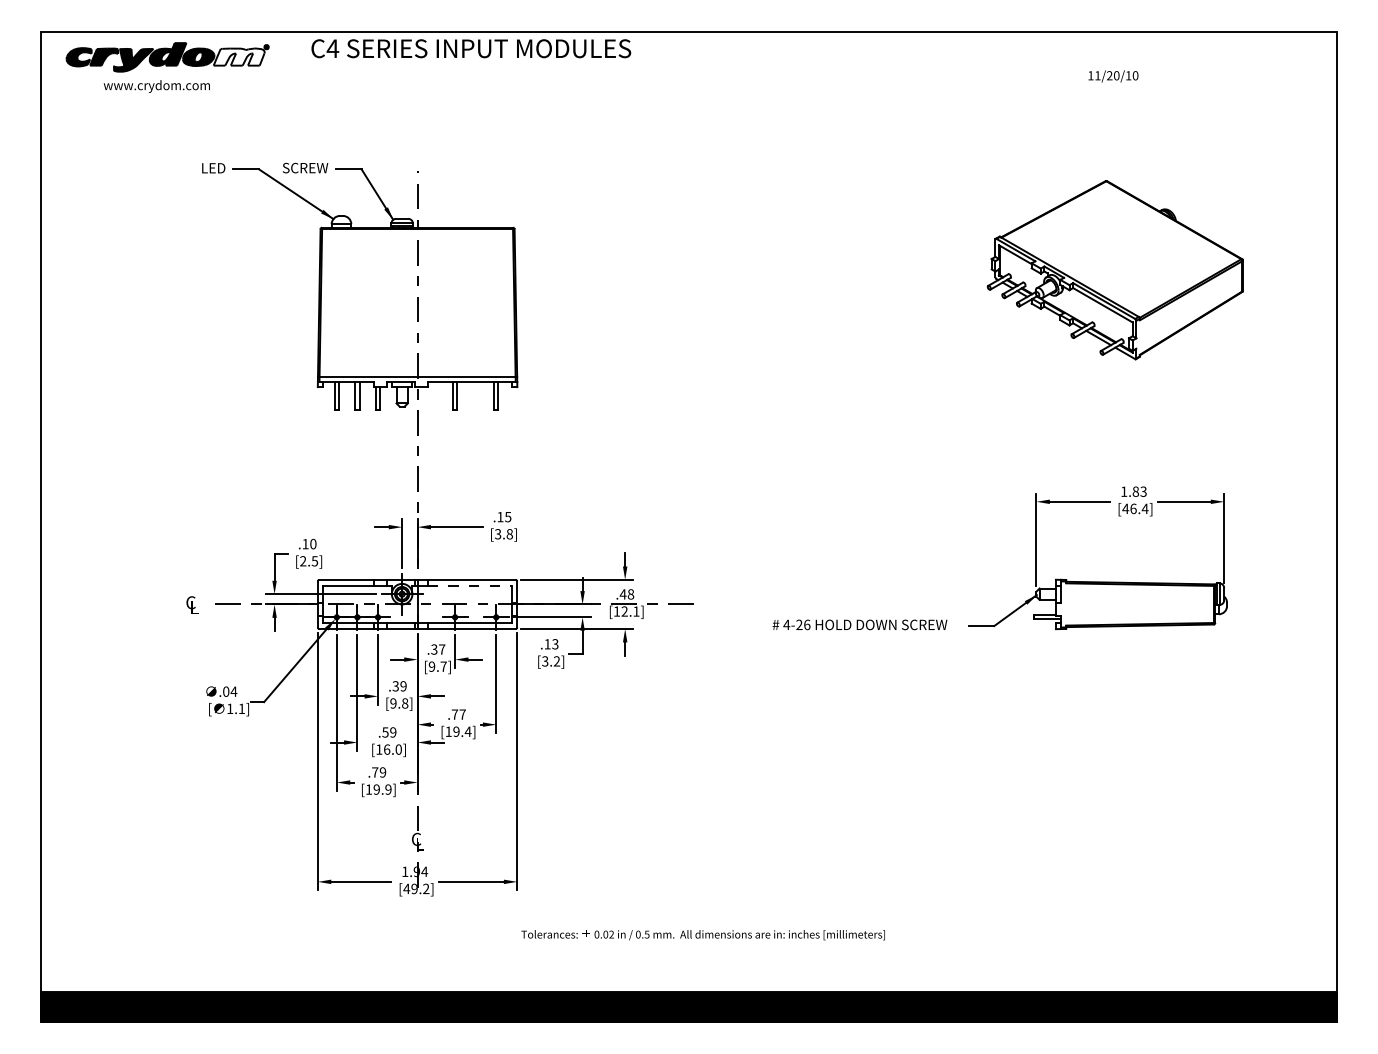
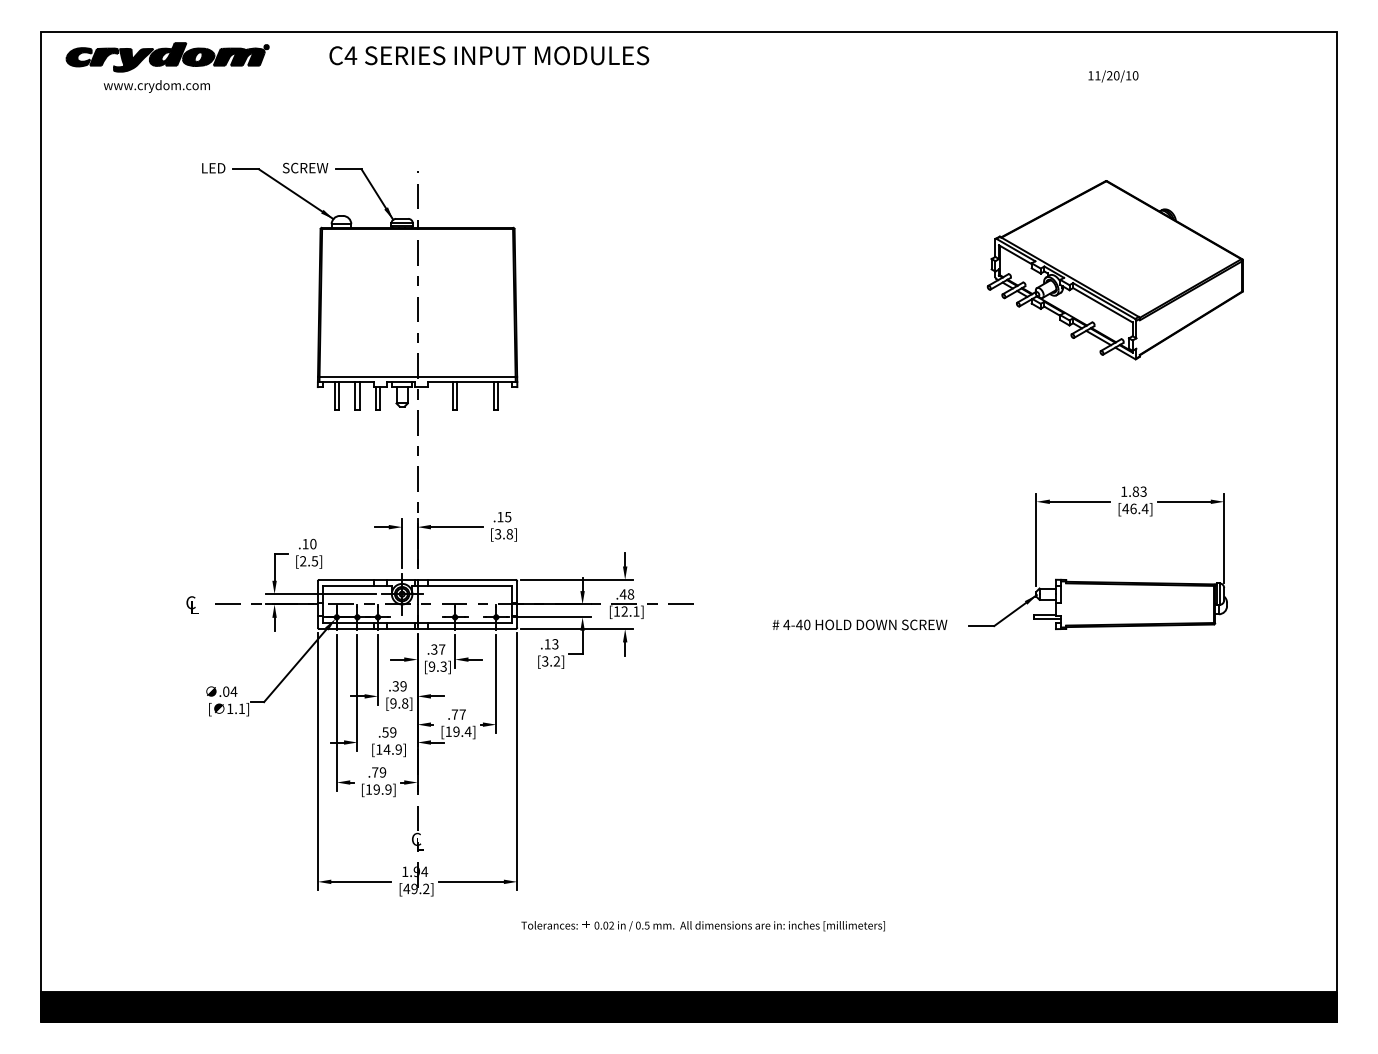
text position: (471, 48) -> (489, 55) (489, 55)
fill: none -> present (238, 56)
line: dashed -> solid (470, 585)
text: 4-26 -> 4-40 (803, 624)
text: [9.7] -> [9.3] (443, 666)
text: [16.0] -> [14.9] (392, 749)
text position: (702, 935) -> (702, 926) (702, 926)
